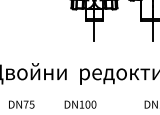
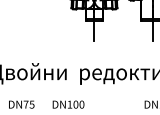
text position: (80, 104) -> (68, 104) (68, 104)
